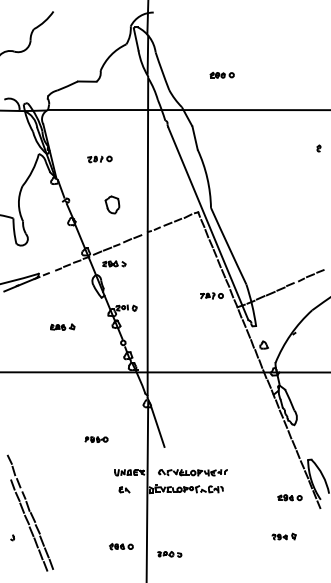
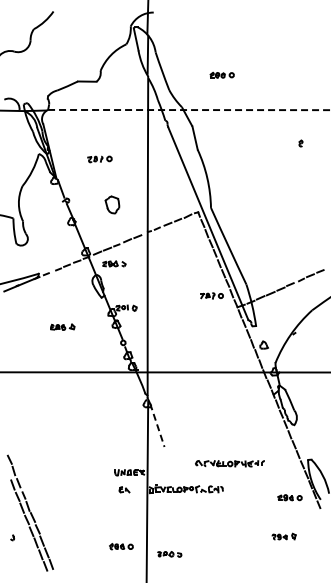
line: solid -> dashed (189, 110)
part position: (318, 148) -> (300, 143) (300, 143)
line: solid -> dashed (157, 425)
part: present -> none (96, 439)
part position: (192, 472) -> (229, 463) (229, 463)
